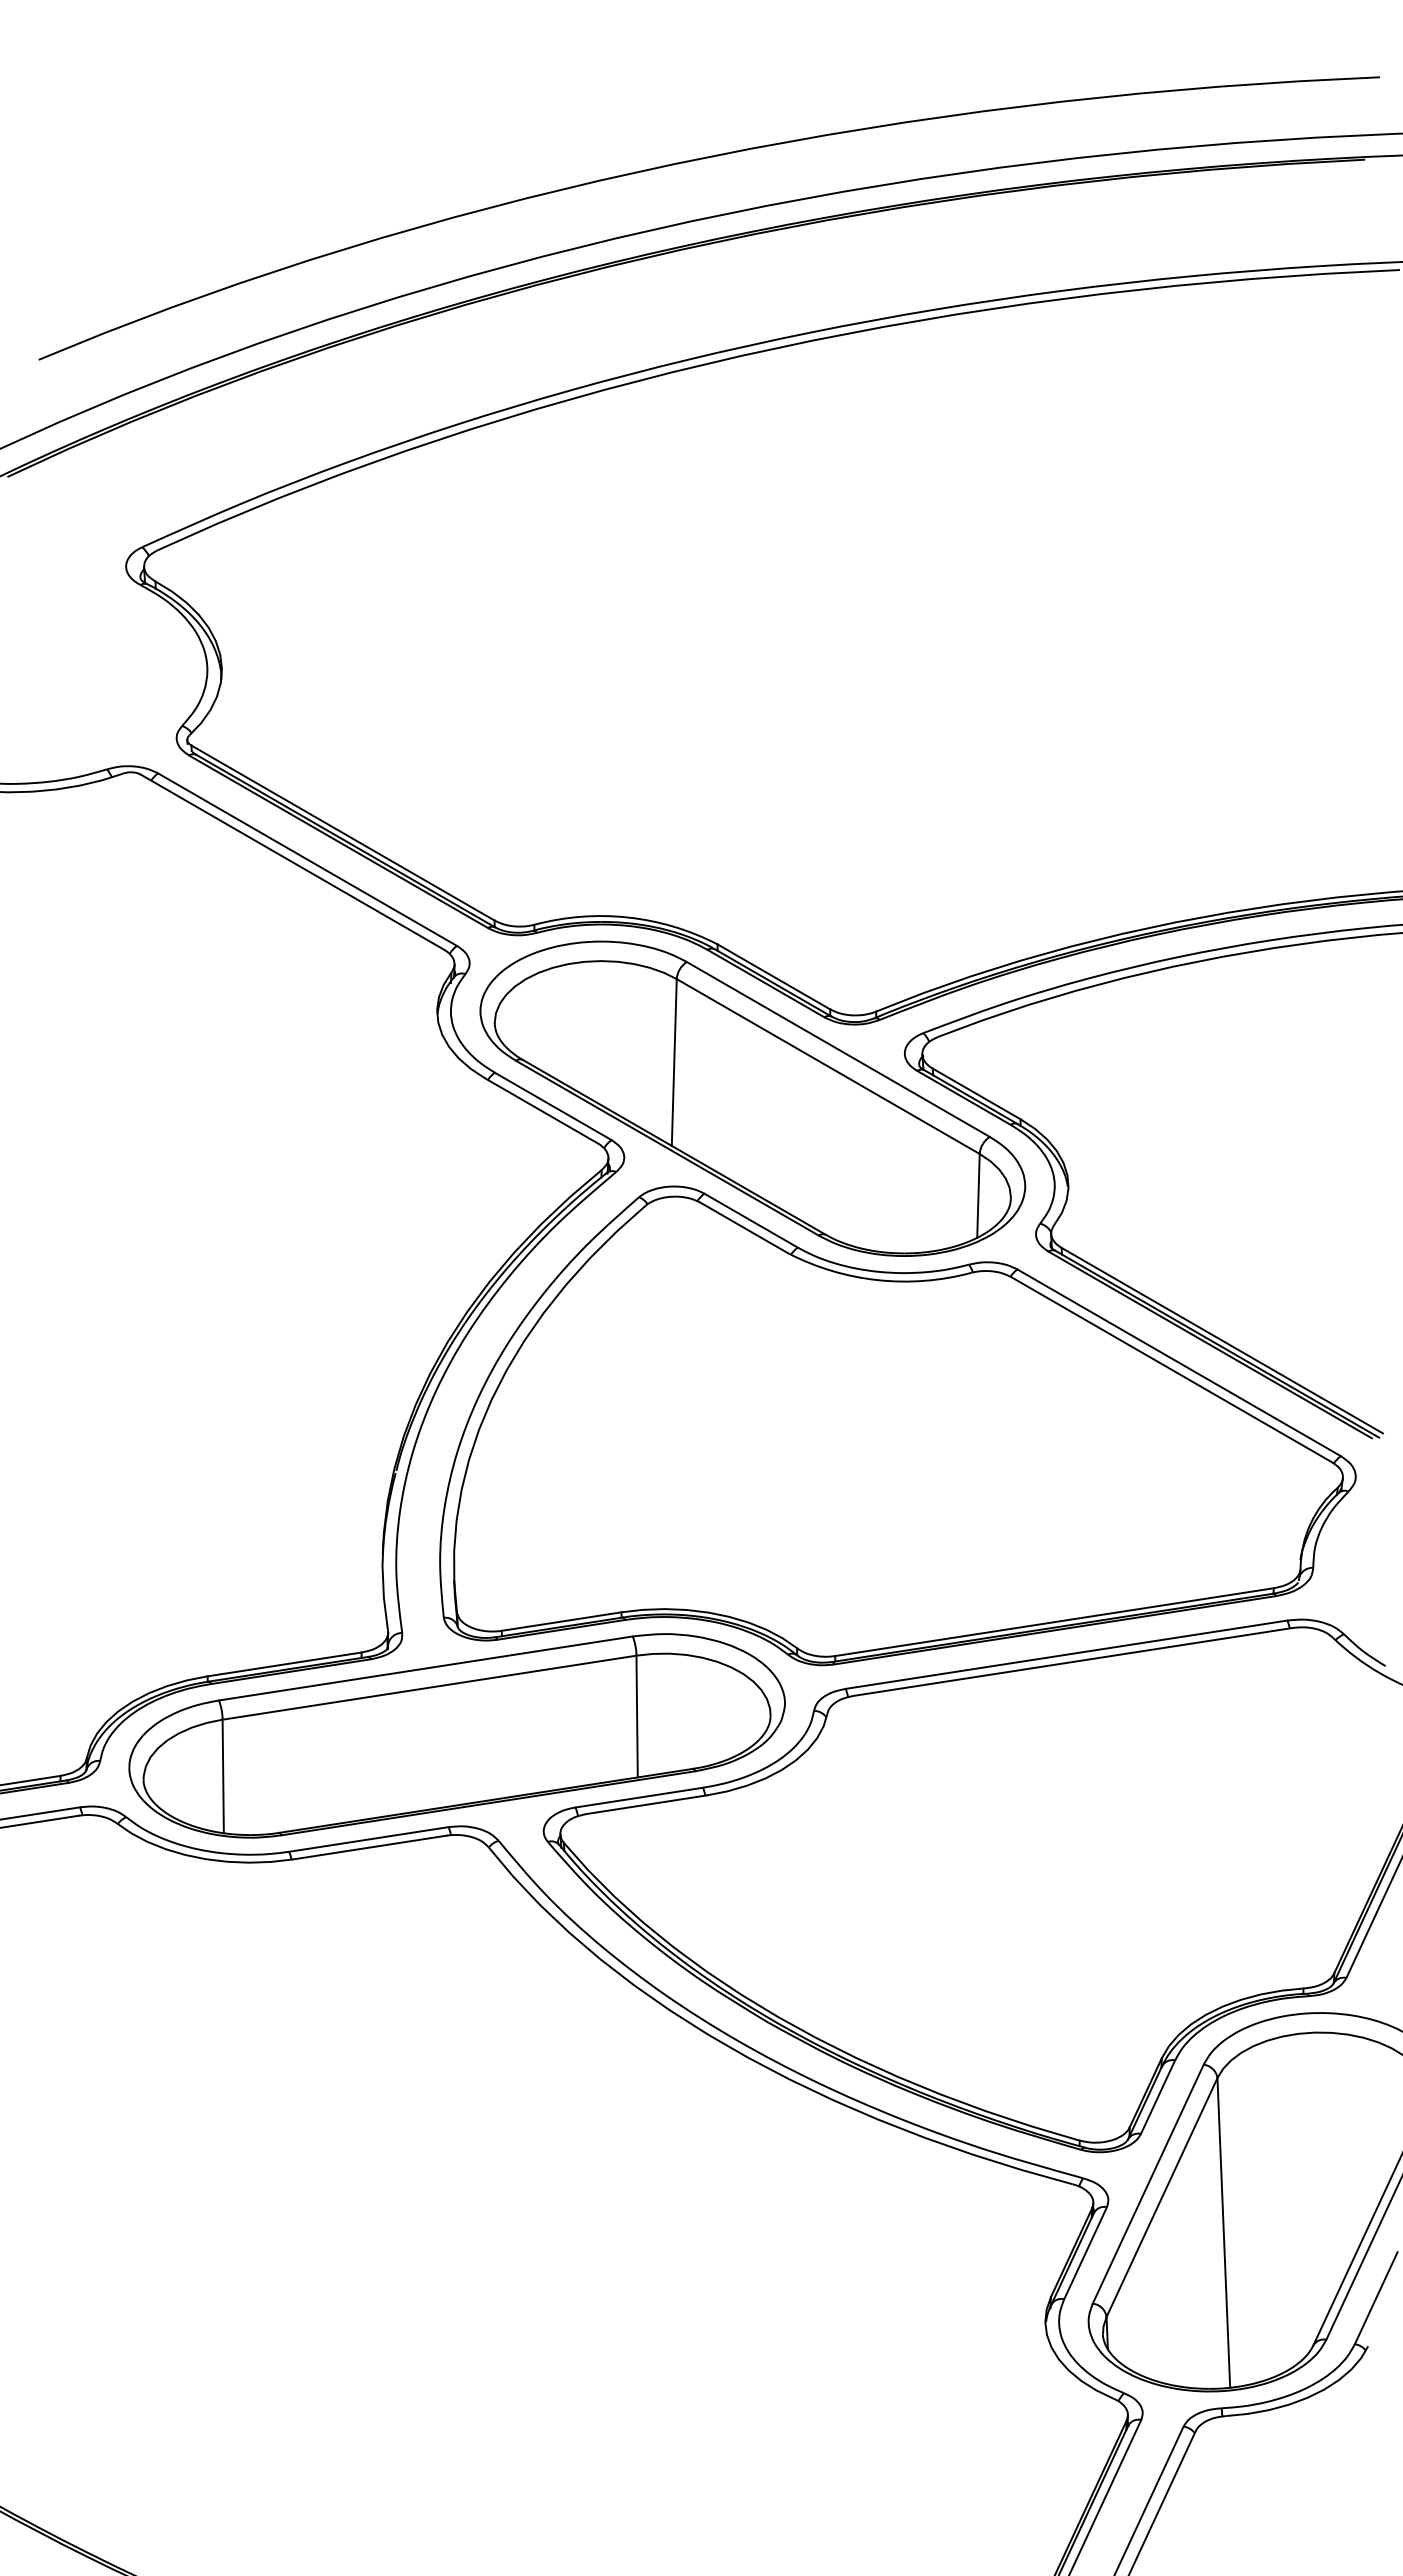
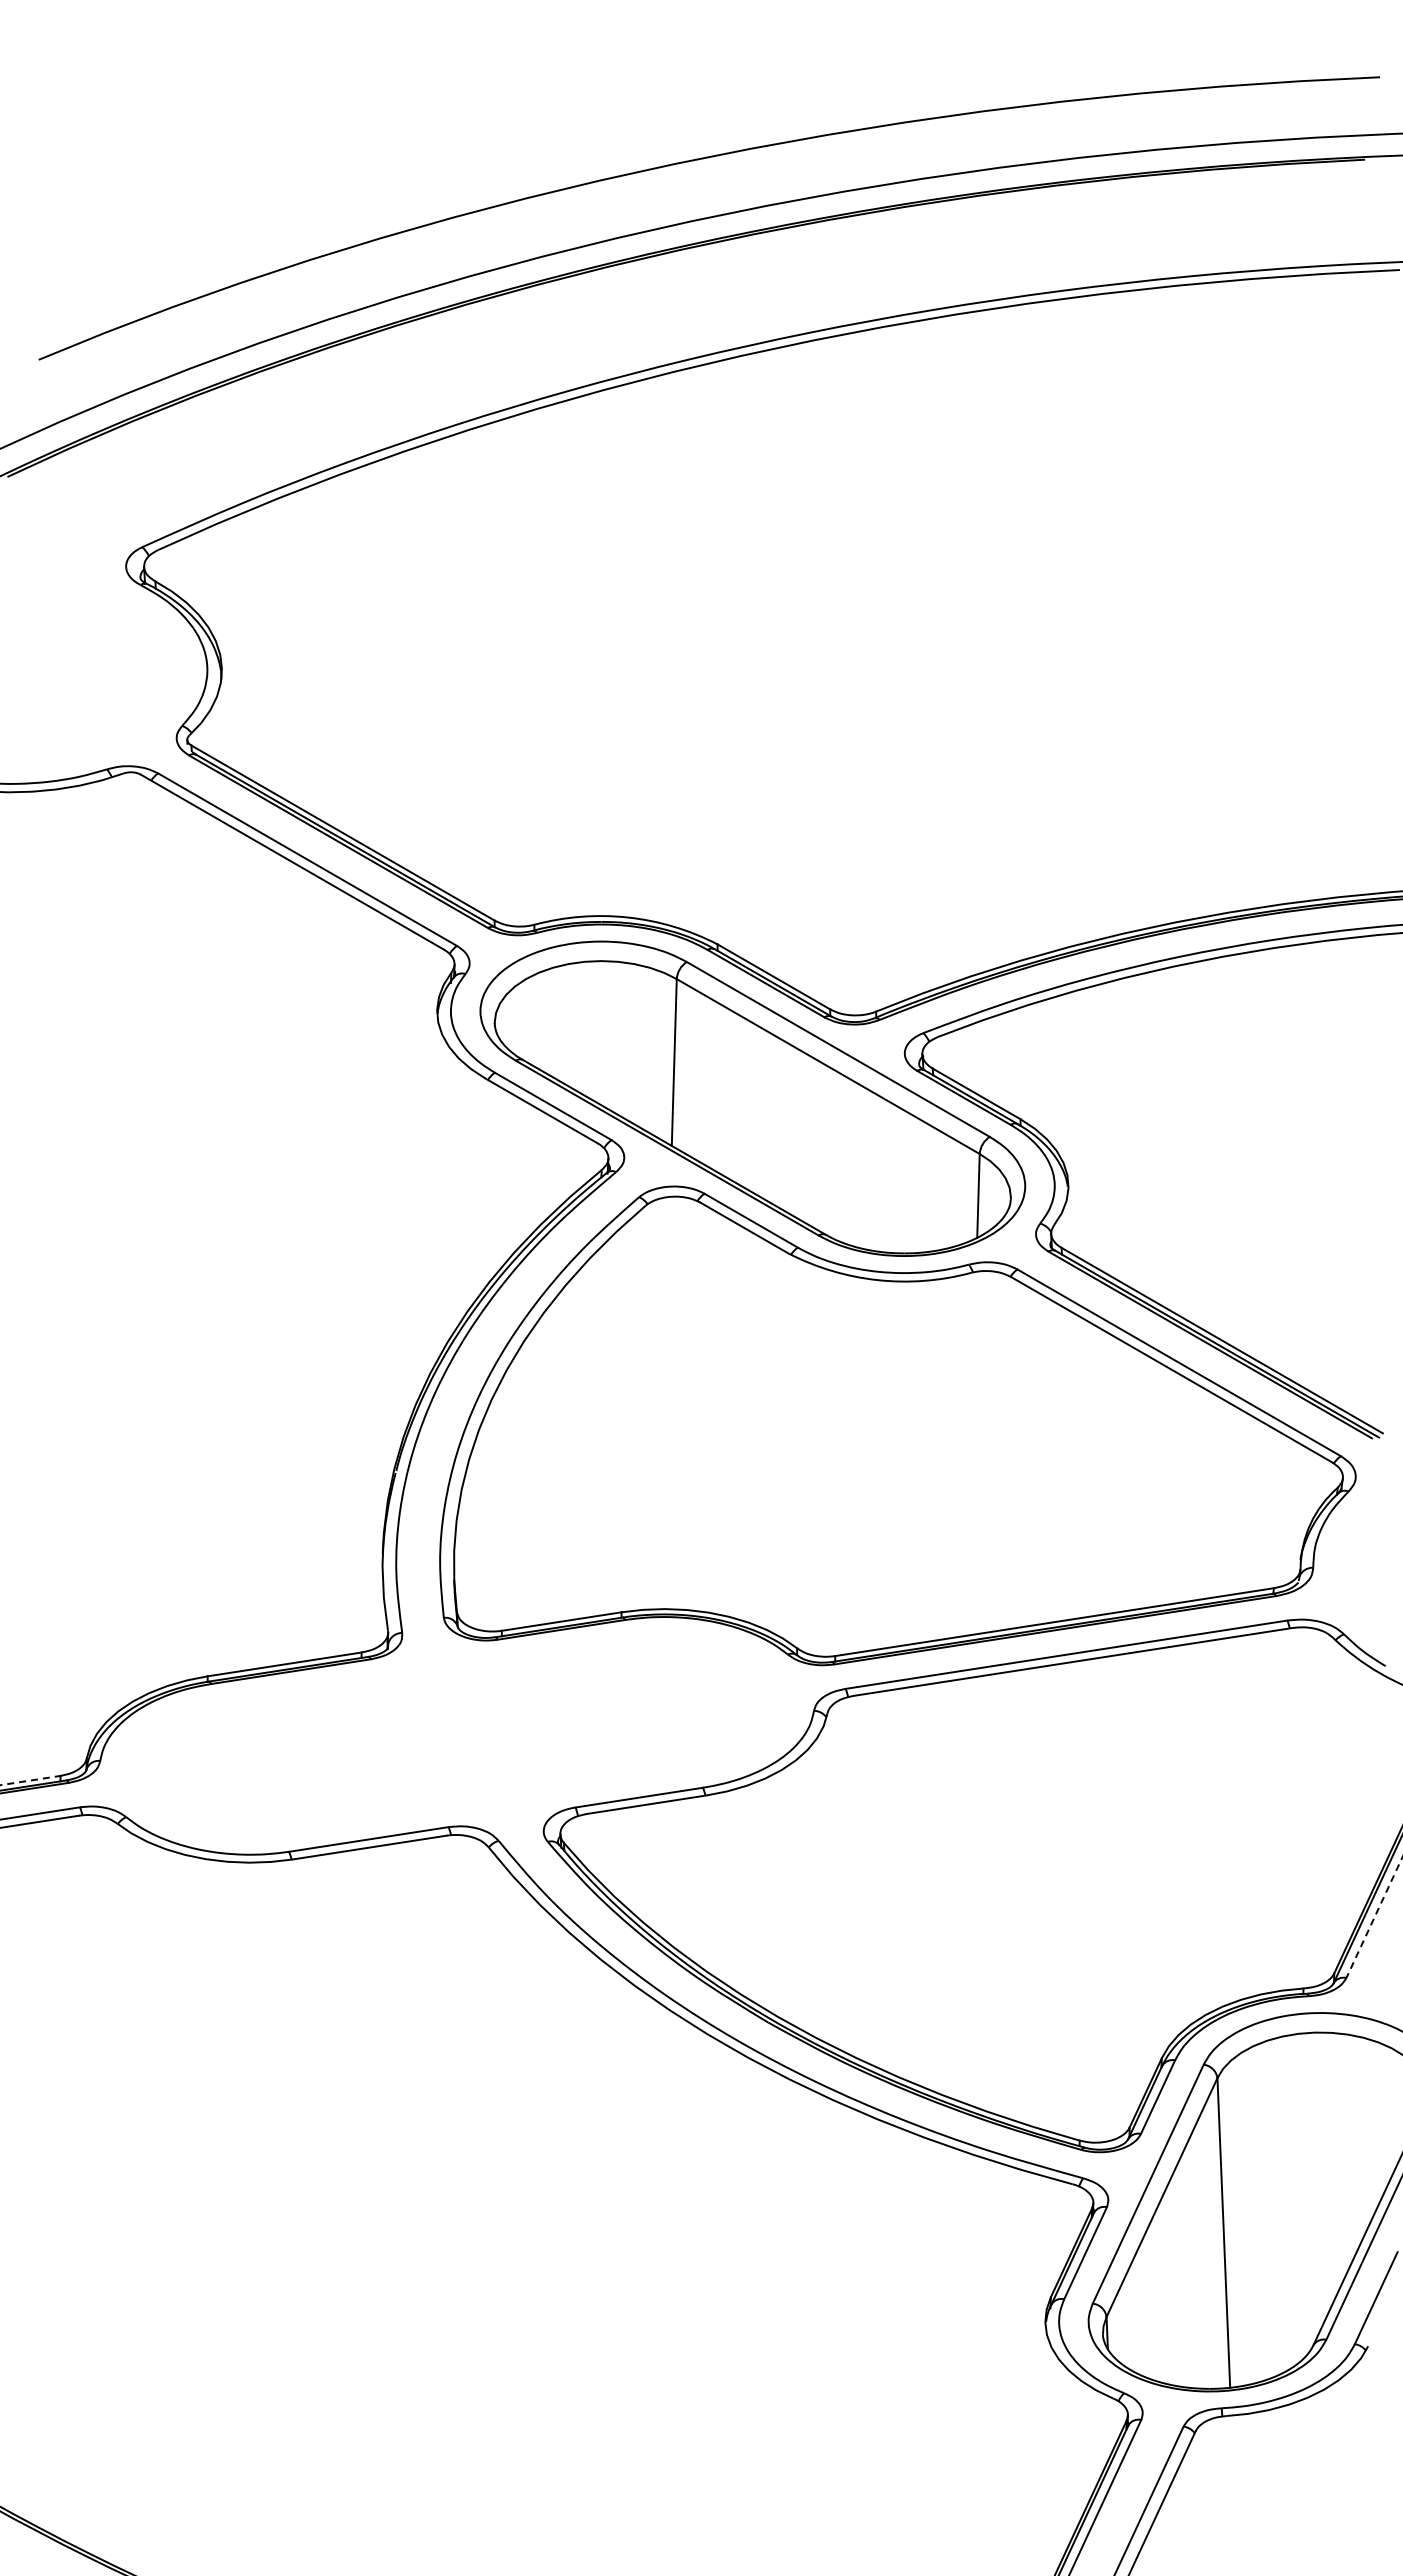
part: present -> none (456, 1735)
line: solid -> dashed (30, 1780)
line: solid -> dashed (1374, 1917)
